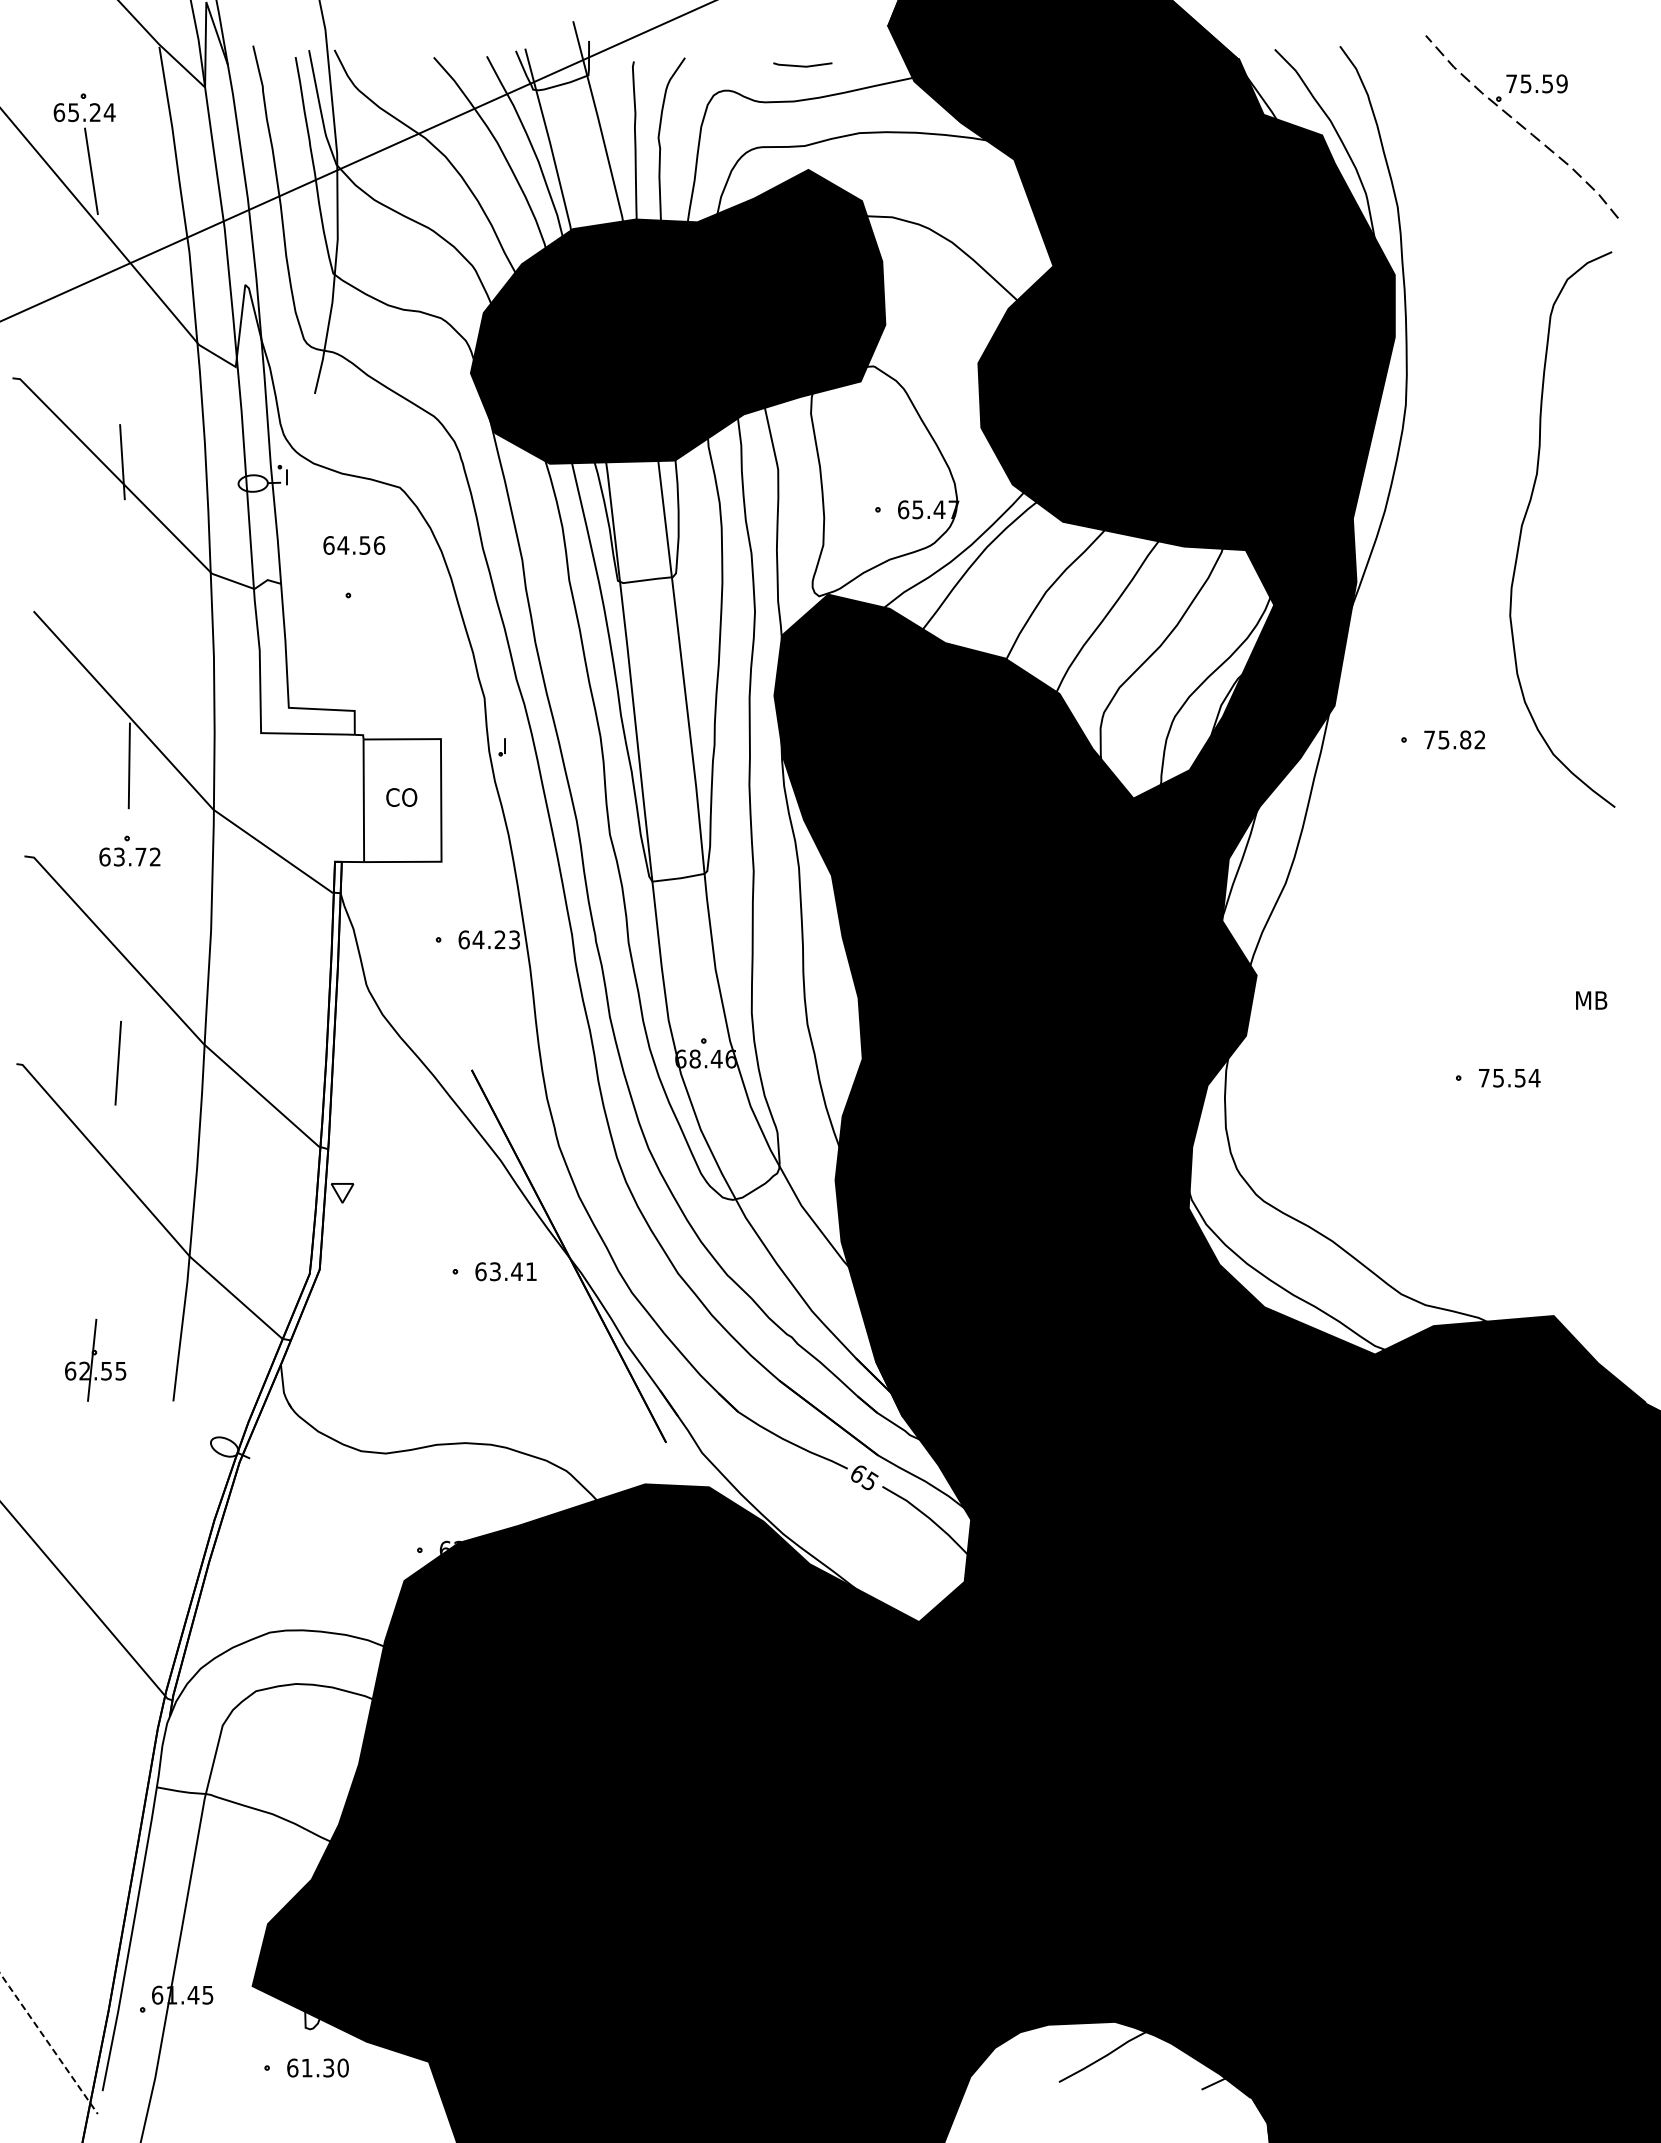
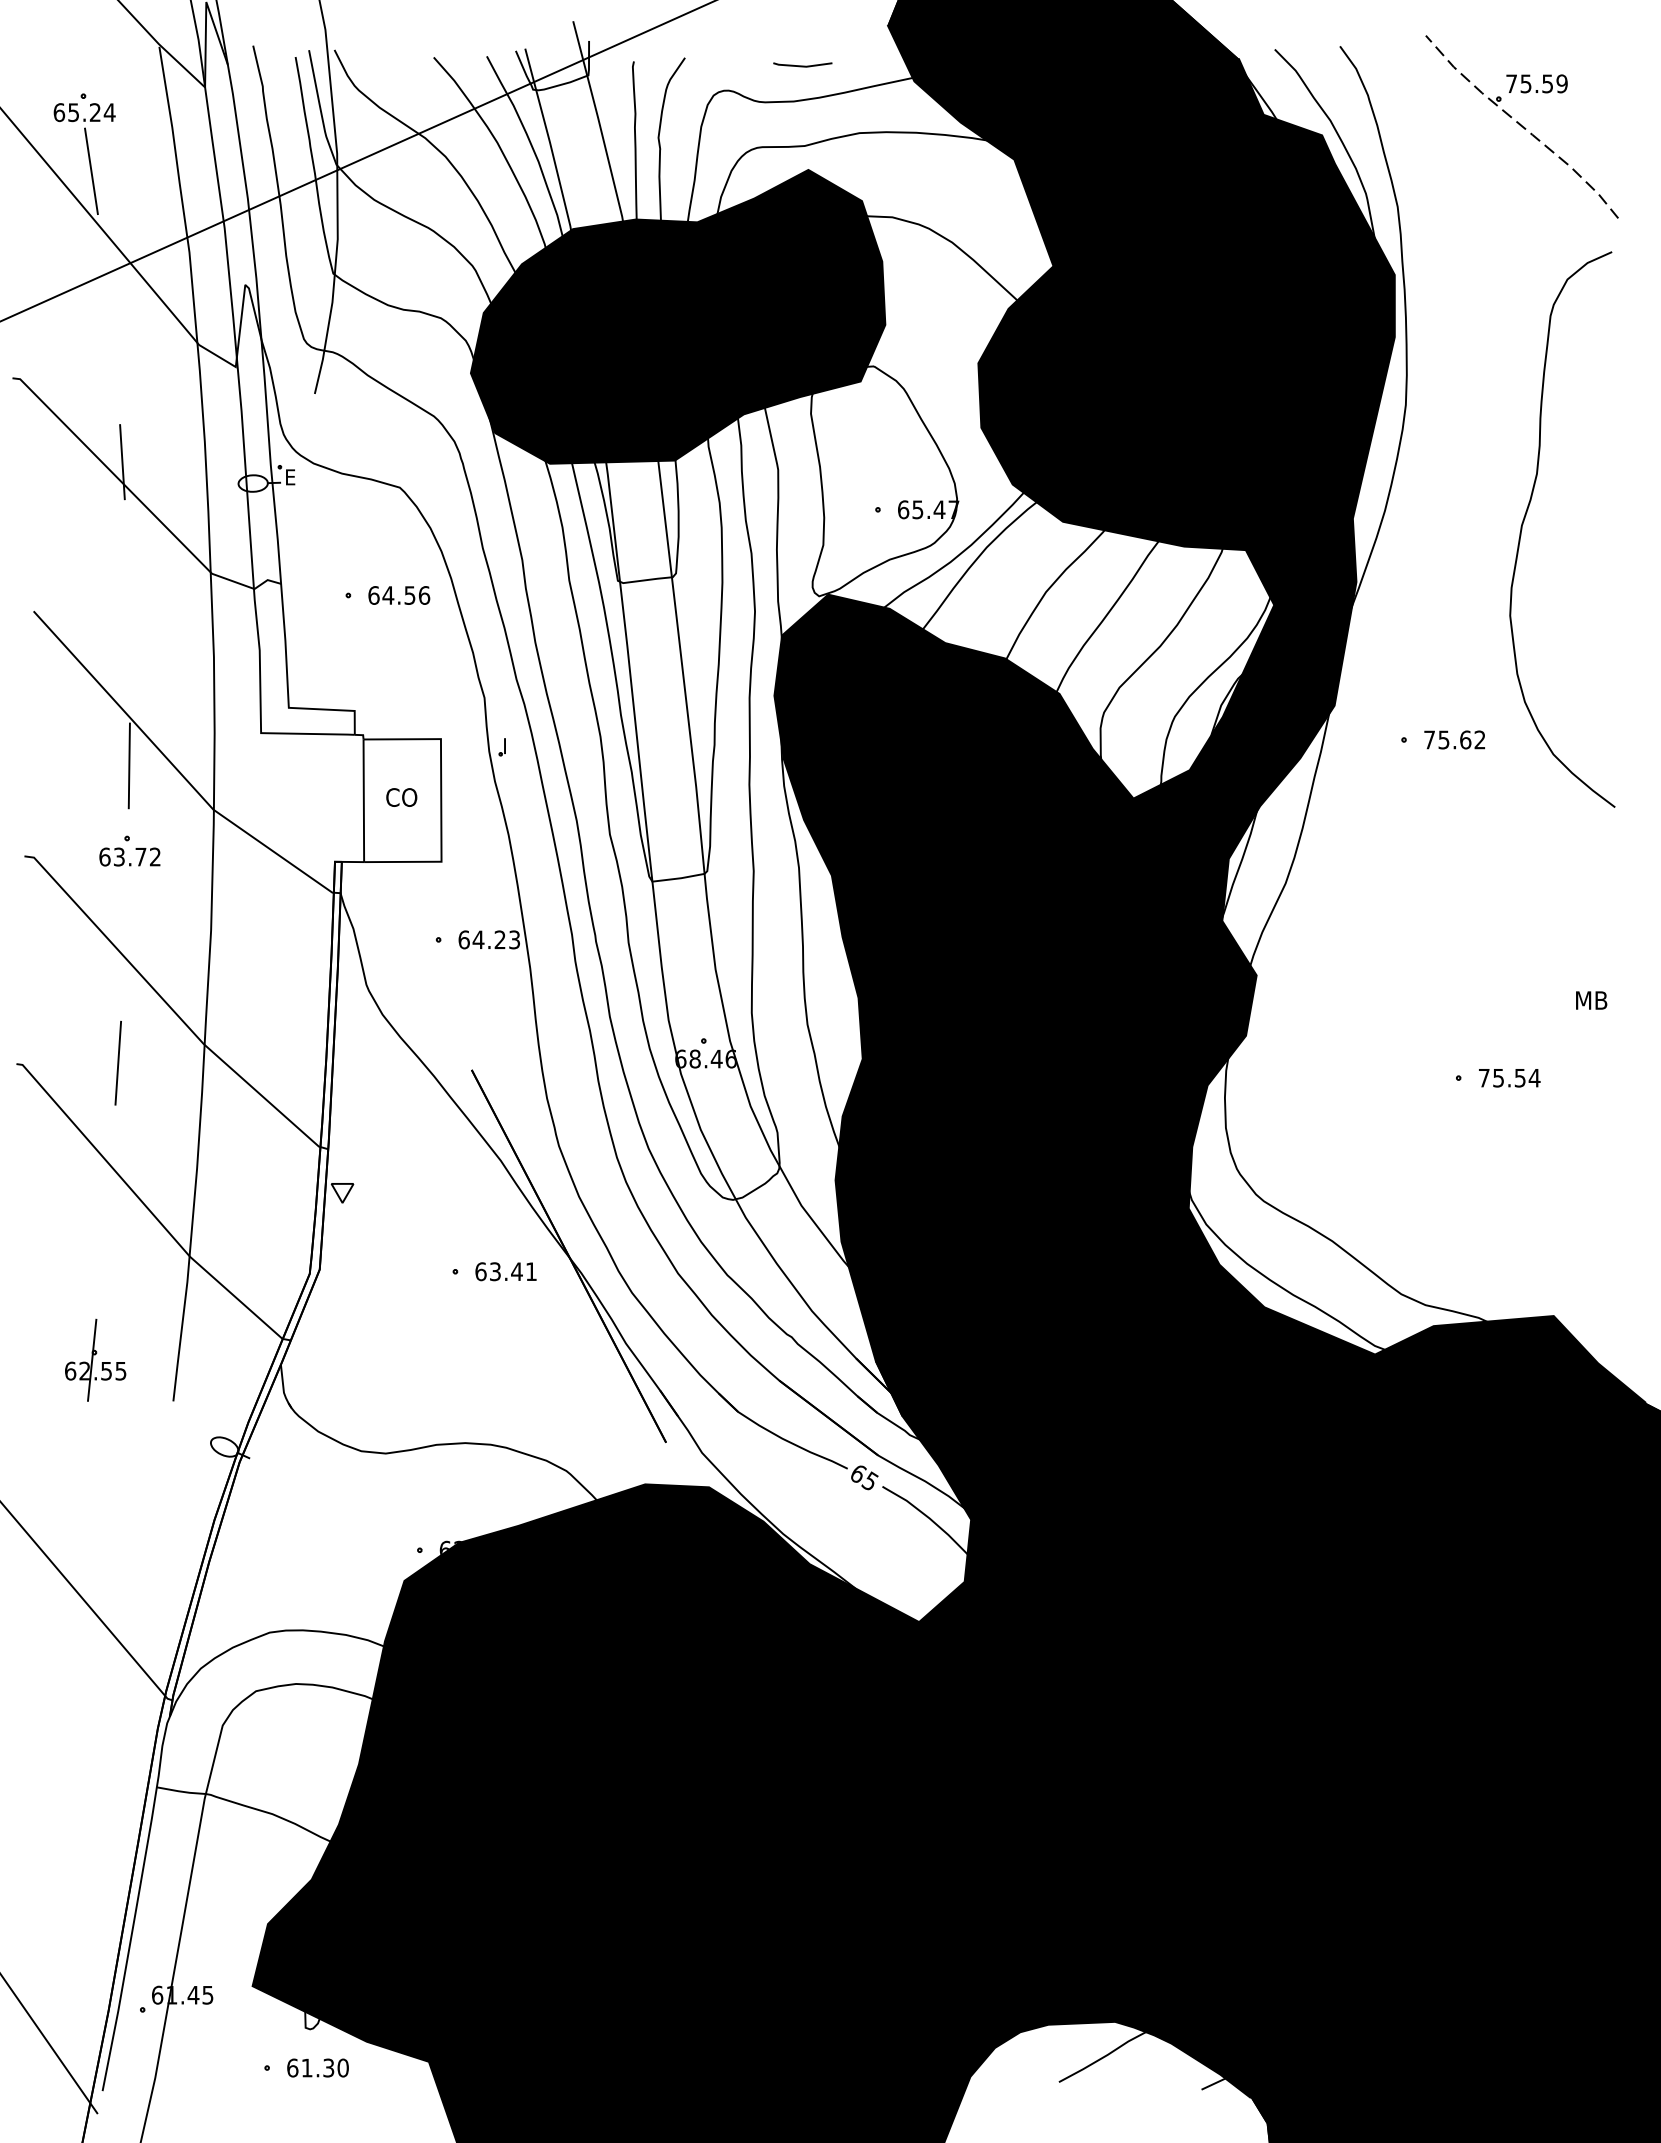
text: I -> E (291, 477)
text position: (354, 545) -> (399, 595) (399, 595)
text: 75.82 -> 75.62 (1465, 739)
line: dashed -> solid (48, 2043)
